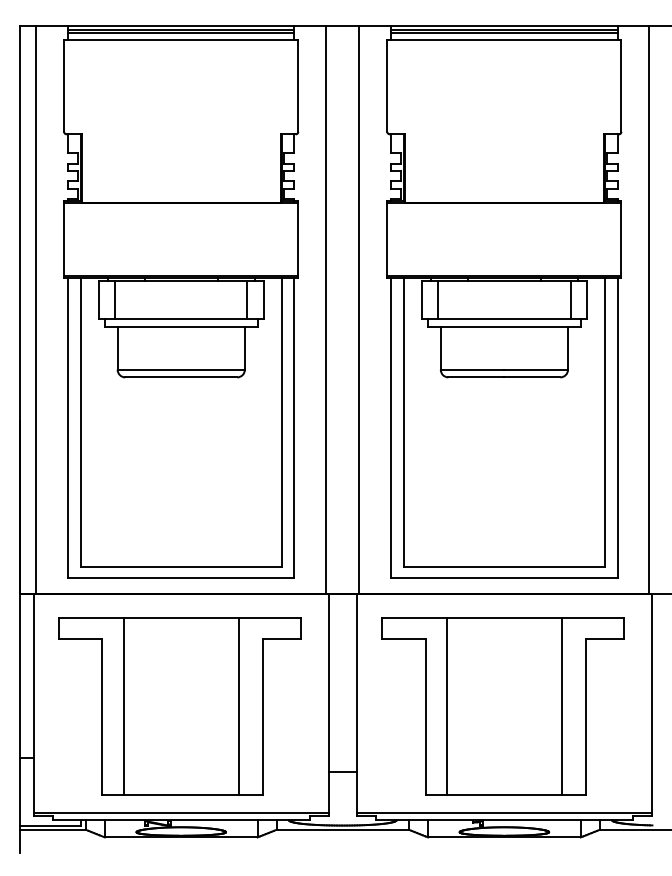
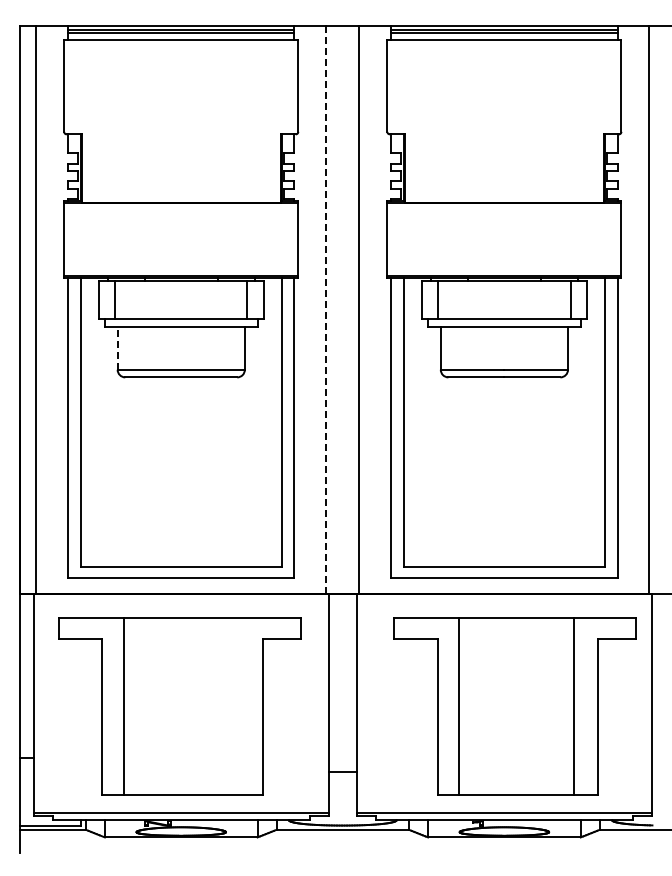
line: solid -> dashed (326, 309)
line: solid -> dashed (117, 348)
line: present -> none (238, 706)
part position: (502, 706) -> (514, 706) (514, 706)
